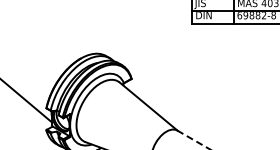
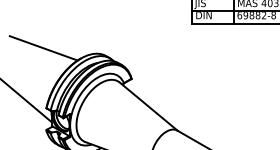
line: none -> present (43, 48)
line: dashed -> solid (194, 140)
